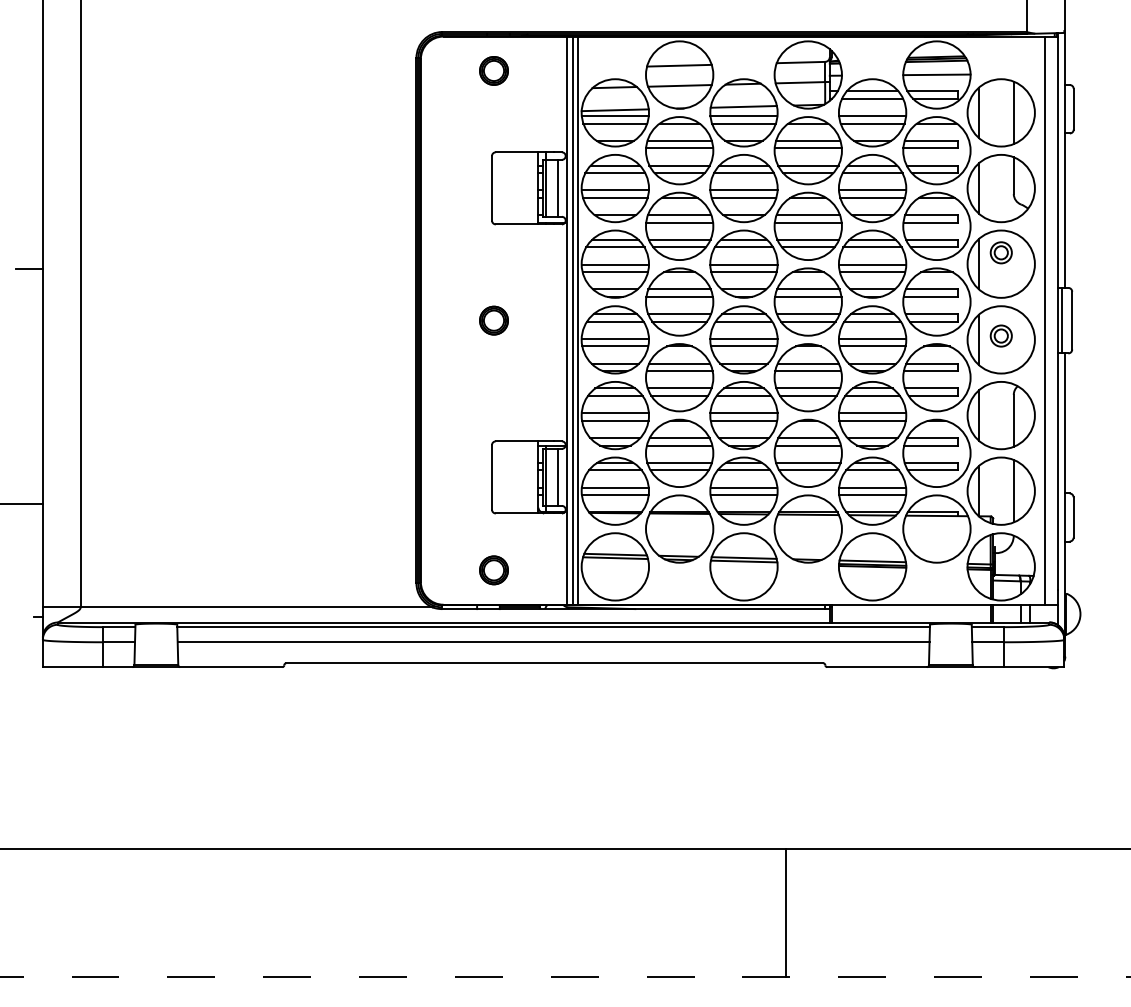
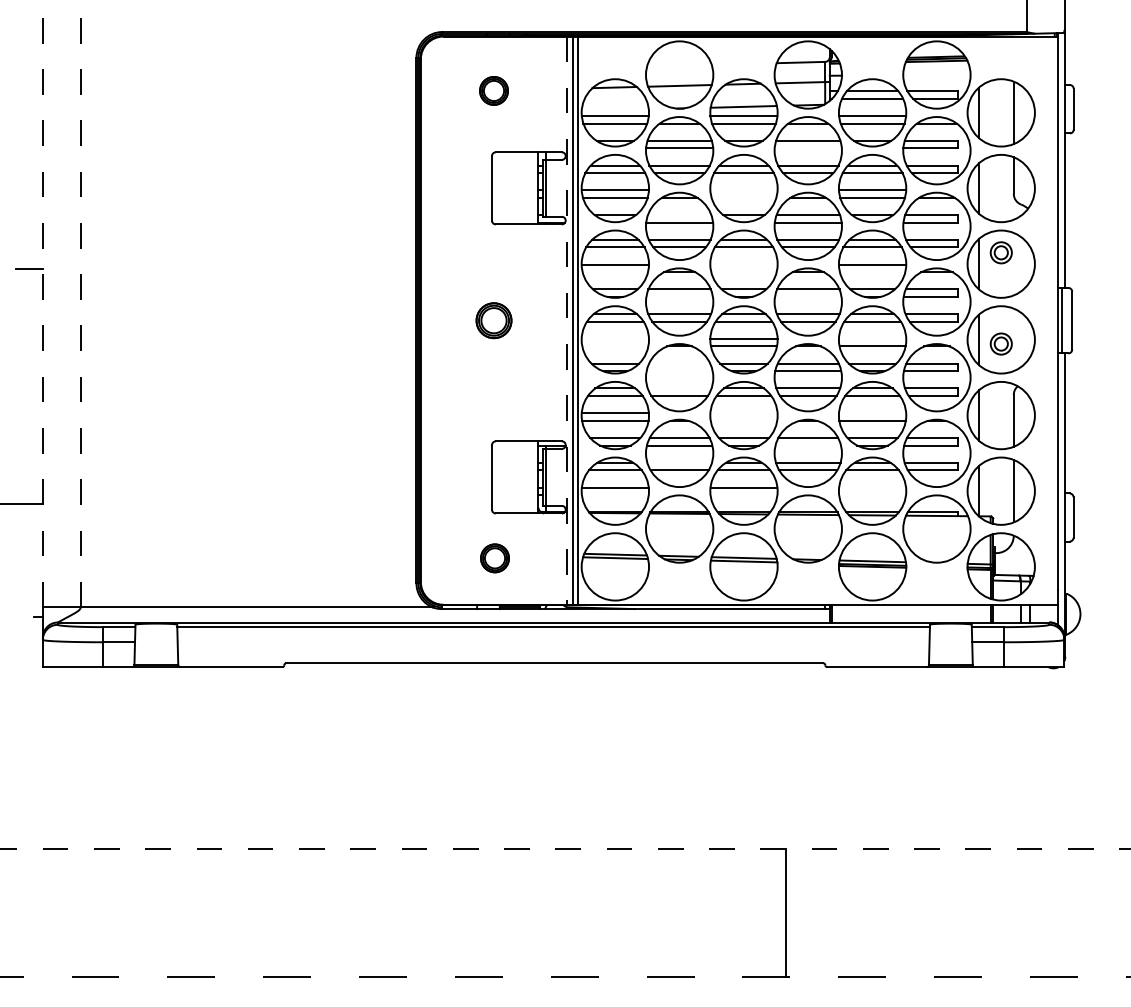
line: present -> none (679, 65)
part position: (493, 70) -> (493, 90) (493, 90)
line: present -> none (936, 74)
line: present -> none (614, 110)
line: present -> none (807, 148)
line: present -> none (557, 187)
line: present -> none (743, 190)
line: present -> none (743, 197)
line: present -> none (679, 215)
line: present -> none (743, 264)
line: present -> none (615, 272)
line: present -> none (743, 272)
line: present -> none (872, 272)
line: present -> none (679, 296)
line: present -> none (808, 296)
line: solid -> dashed (42, 303)
line: solid -> dashed (80, 303)
part size: 30x31 px -> 38x38 px (493, 320)
line: present -> none (1044, 320)
line: solid -> dashed (566, 321)
part position: (1000, 335) -> (1000, 343) (1000, 343)
line: present -> none (614, 338)
line: present -> none (872, 338)
line: present -> none (615, 346)
line: present -> none (679, 363)
line: present -> none (679, 371)
line: present -> none (679, 388)
line: present -> none (743, 413)
line: present -> none (872, 413)
line: present -> none (743, 420)
line: present -> none (808, 445)
line: present -> none (679, 462)
line: present -> none (557, 476)
line: present -> none (872, 487)
line: present -> none (614, 495)
line: present -> none (743, 495)
line: present -> none (872, 495)
part position: (493, 570) -> (494, 558) (494, 558)
line: present -> none (553, 642)
line: solid -> dashed (565, 848)
